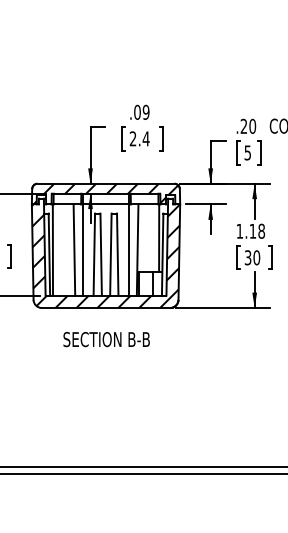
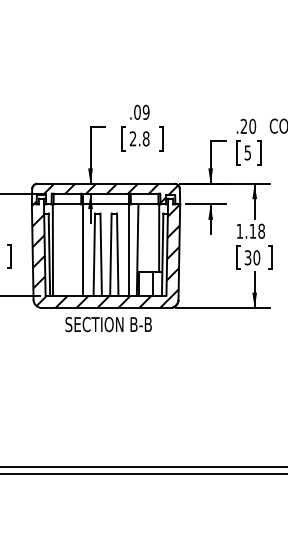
text: 2.4 -> 2.8 (145, 138)
line: present -> none (74, 249)
text position: (106, 339) -> (108, 324) (108, 324)
